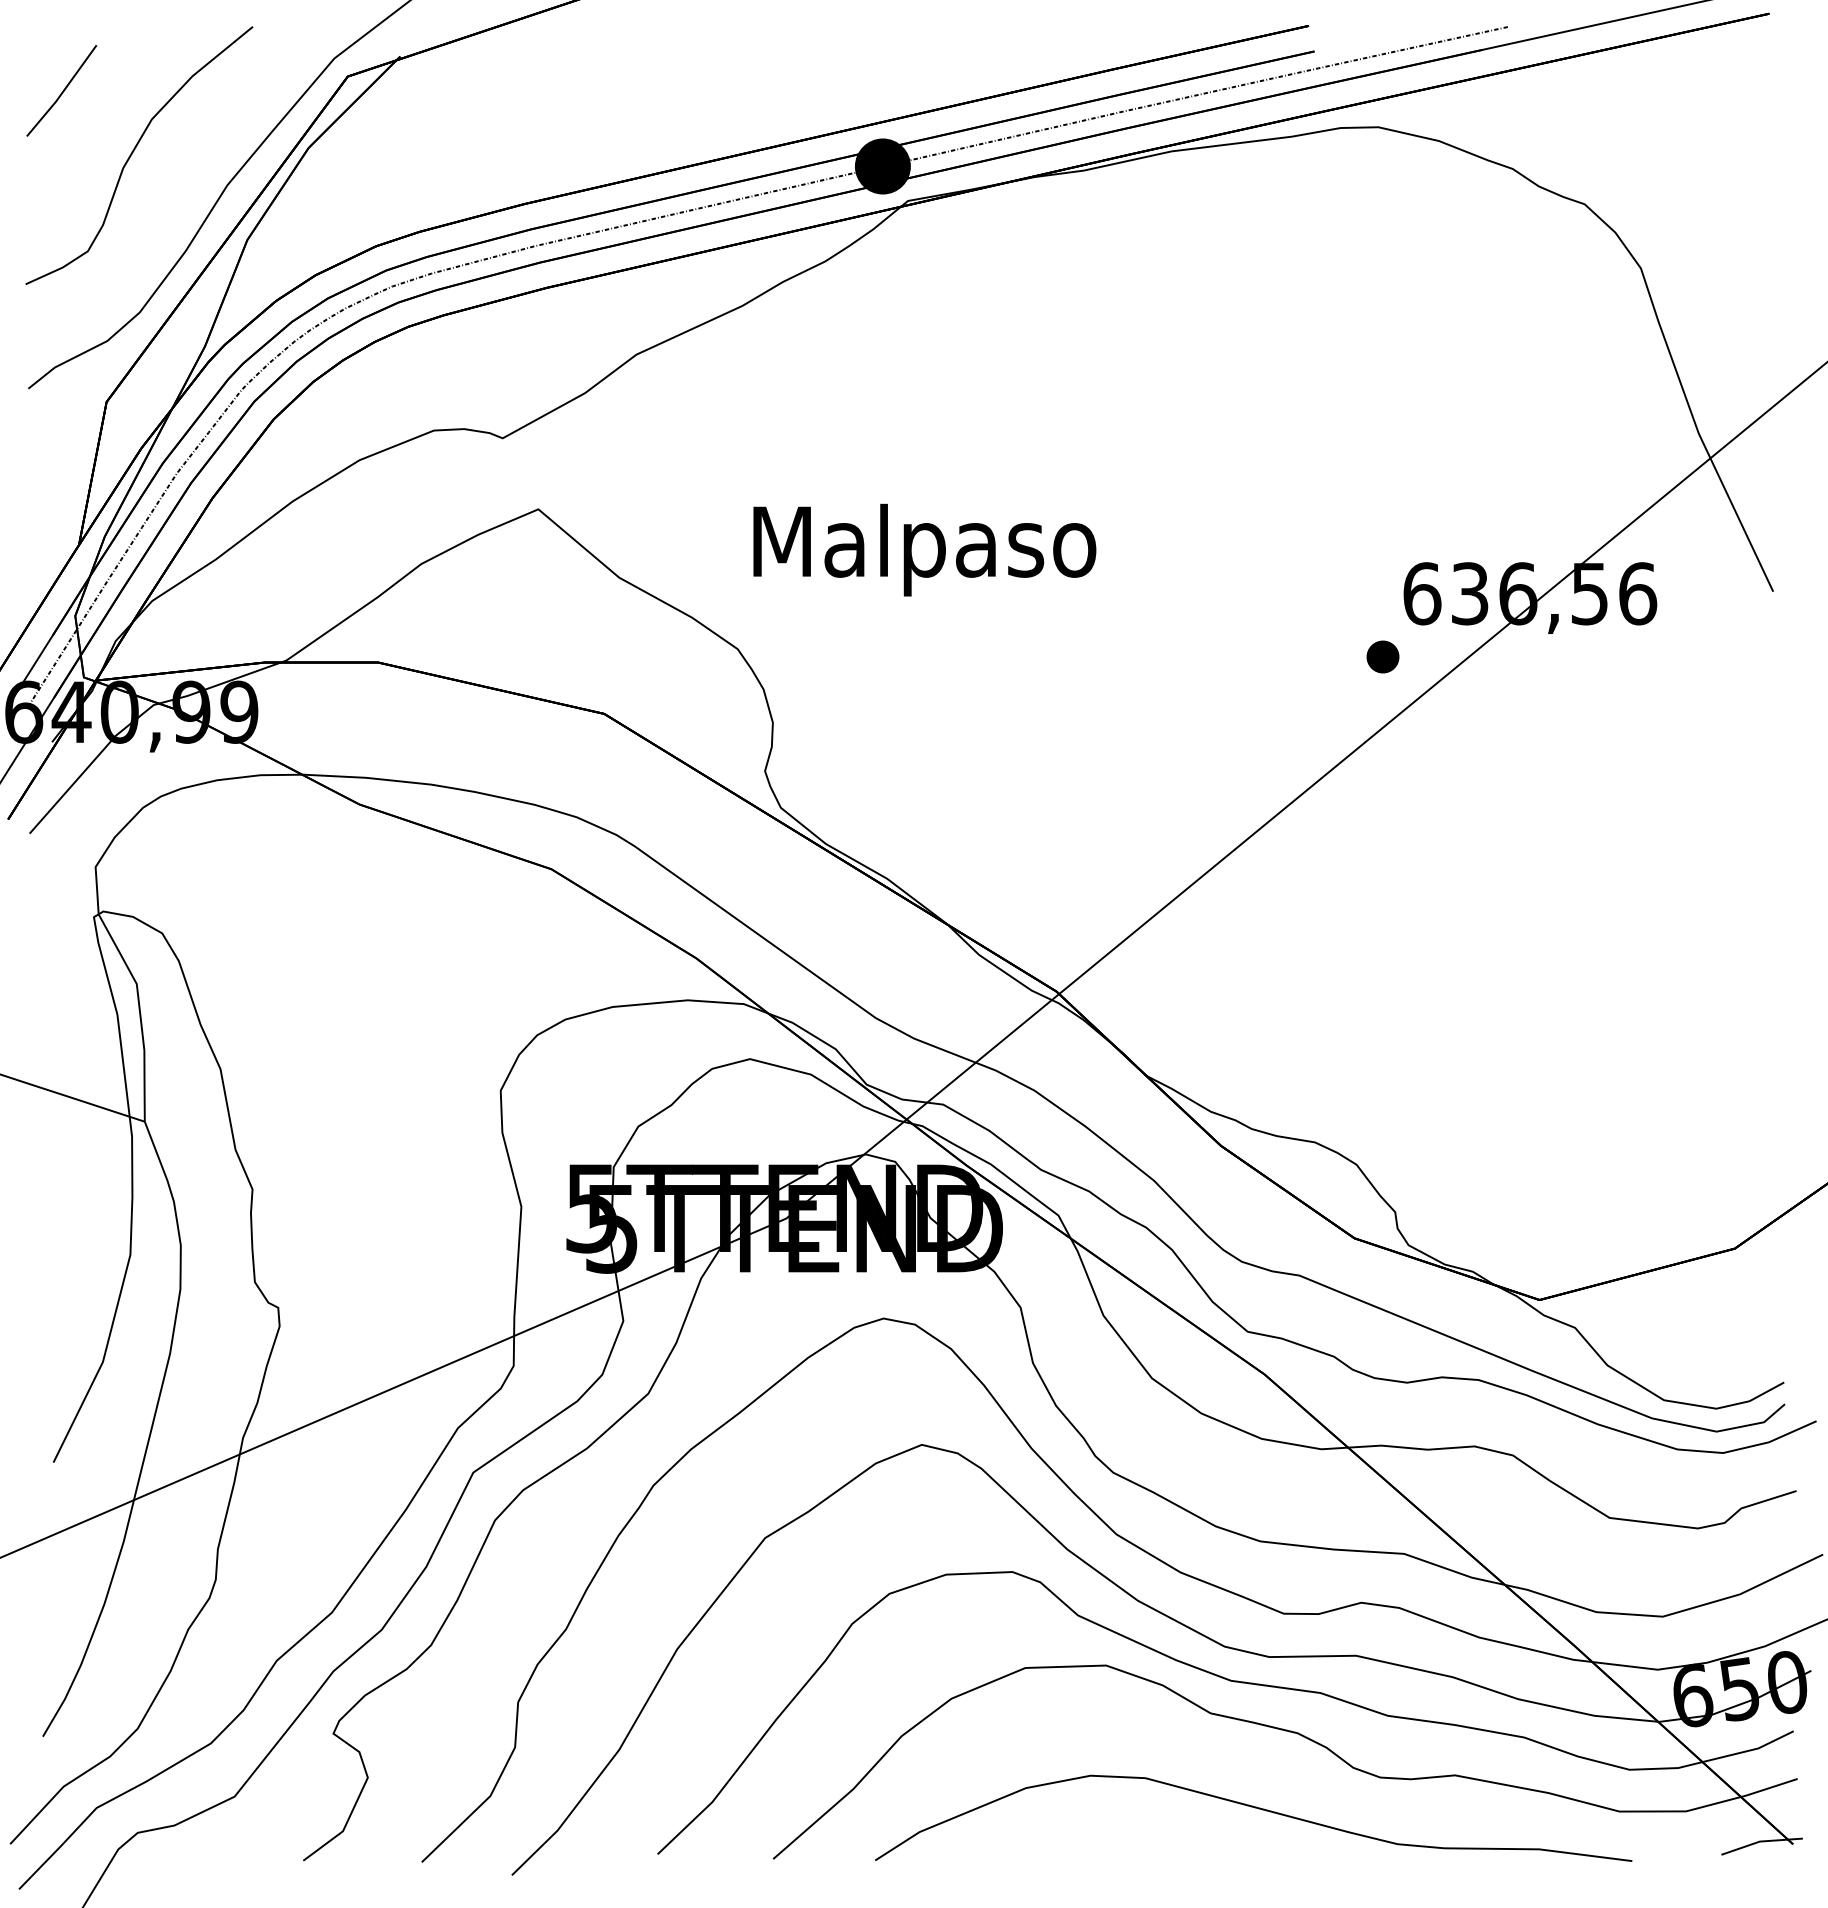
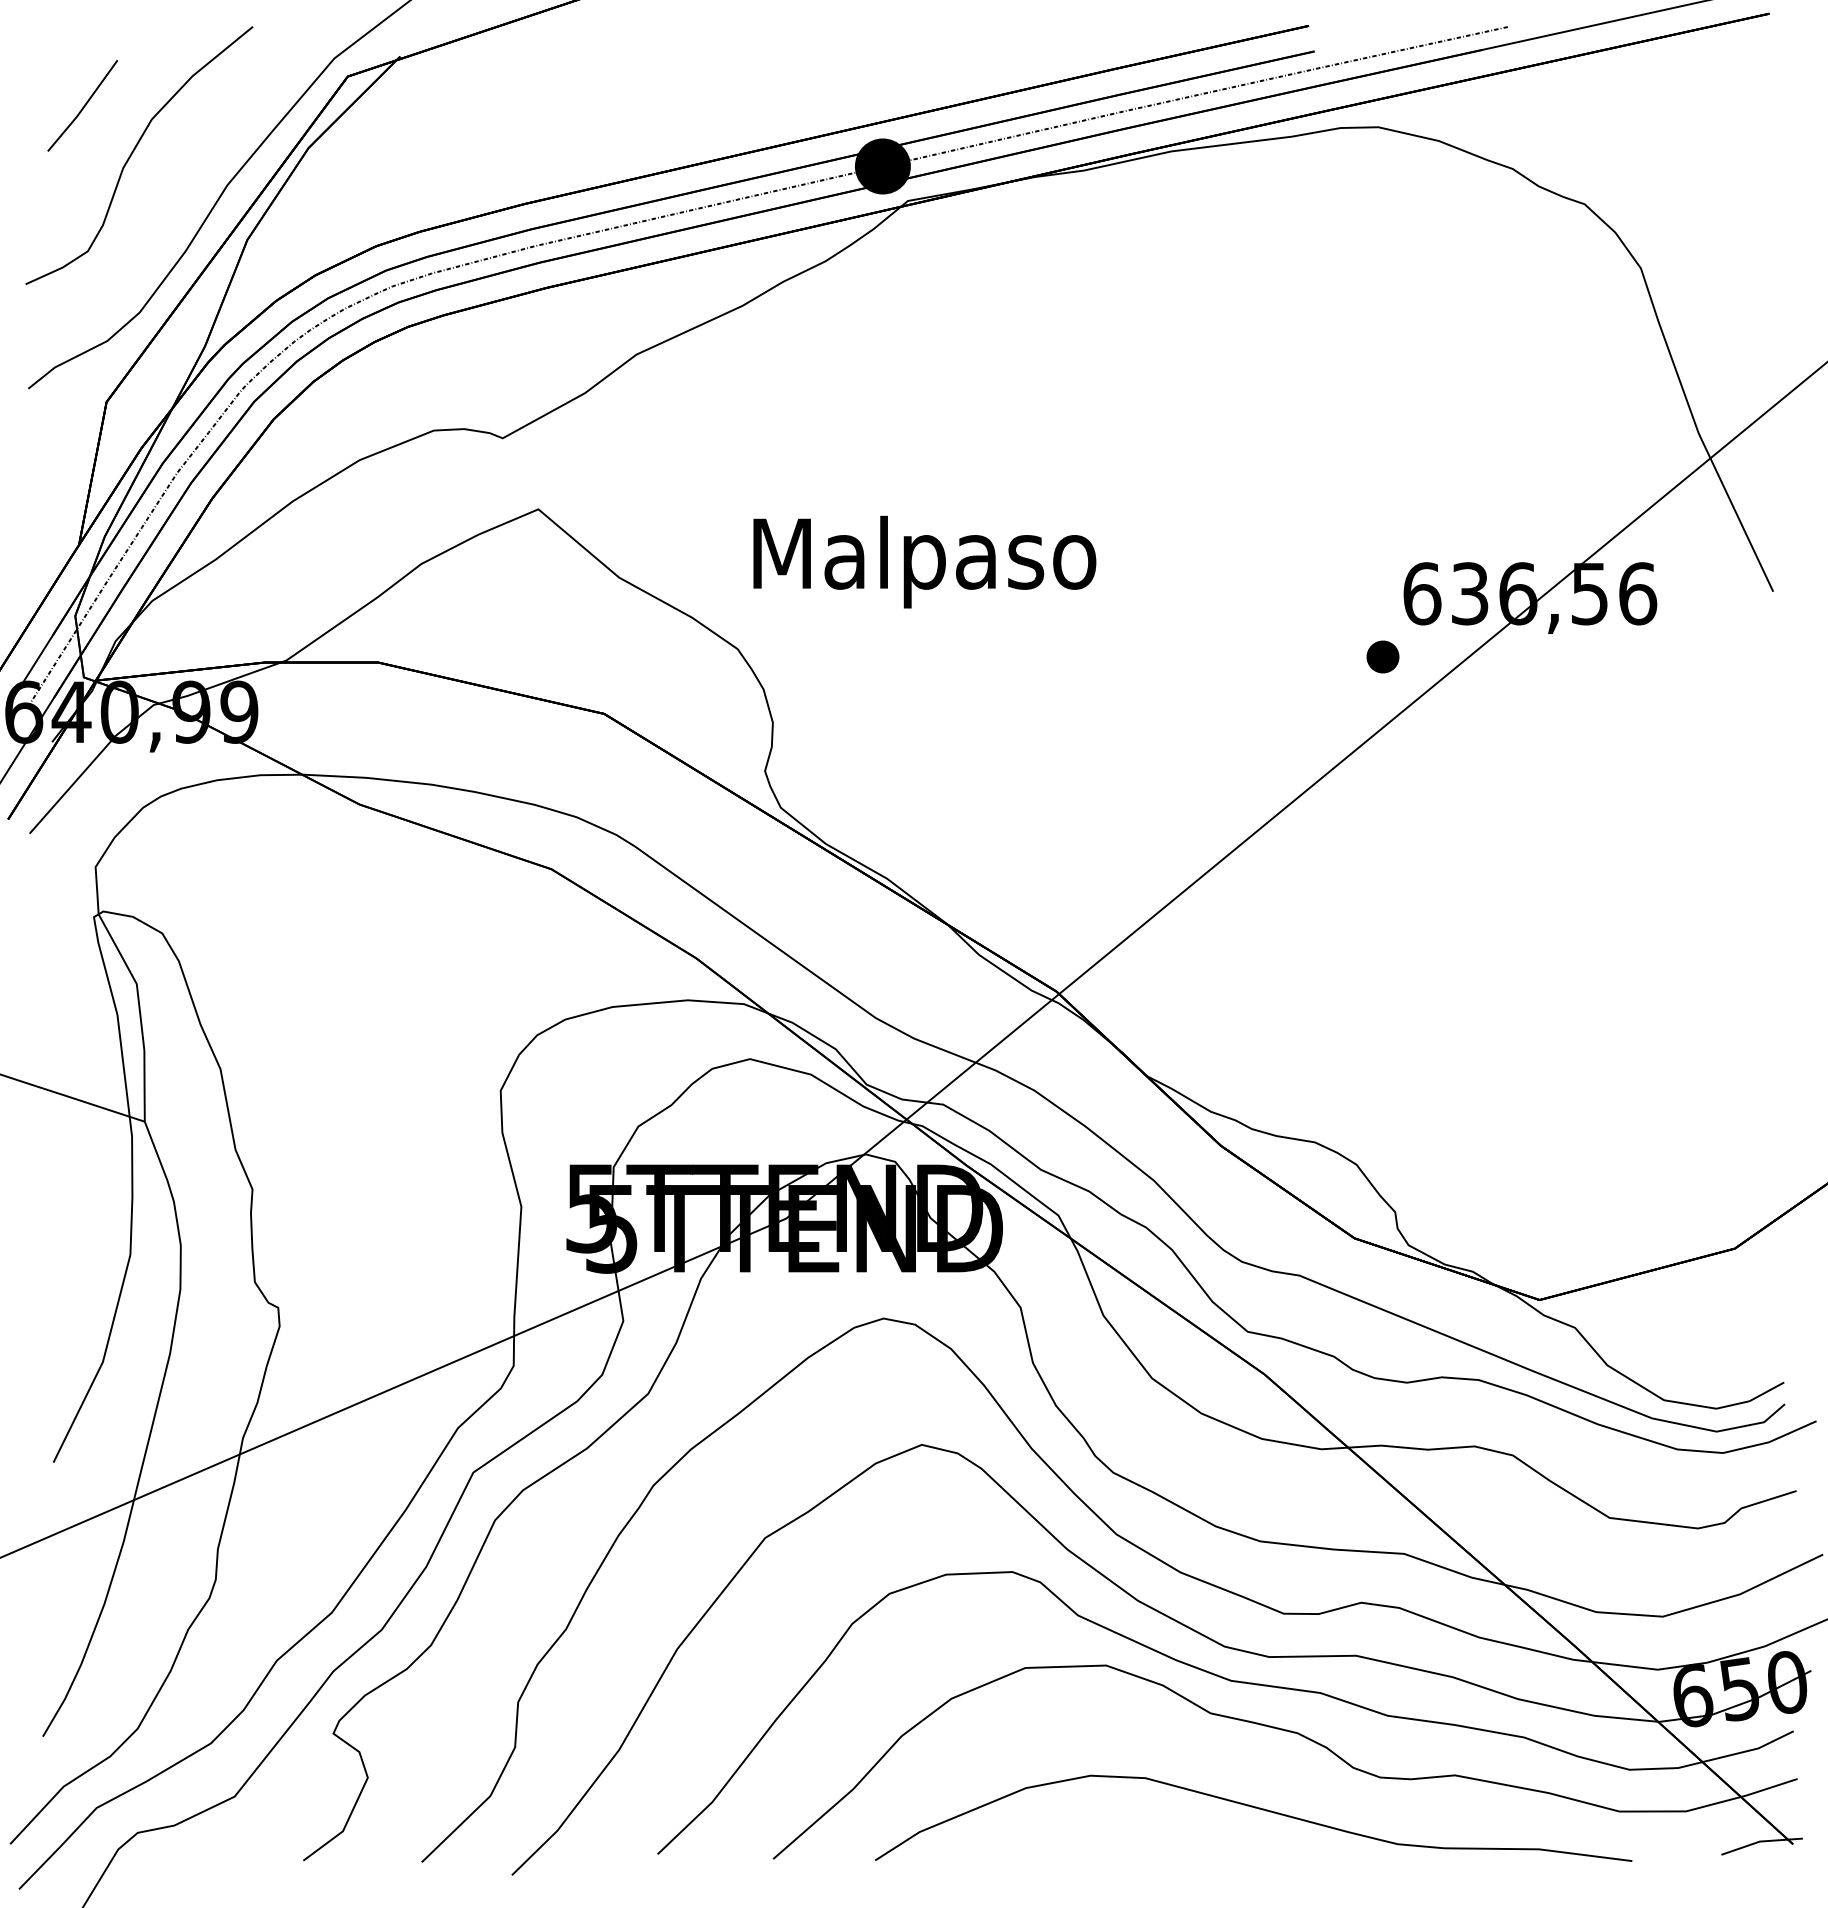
line position: (62, 90) -> (83, 105) (83, 105)
text position: (924, 549) -> (924, 561) (924, 561)
